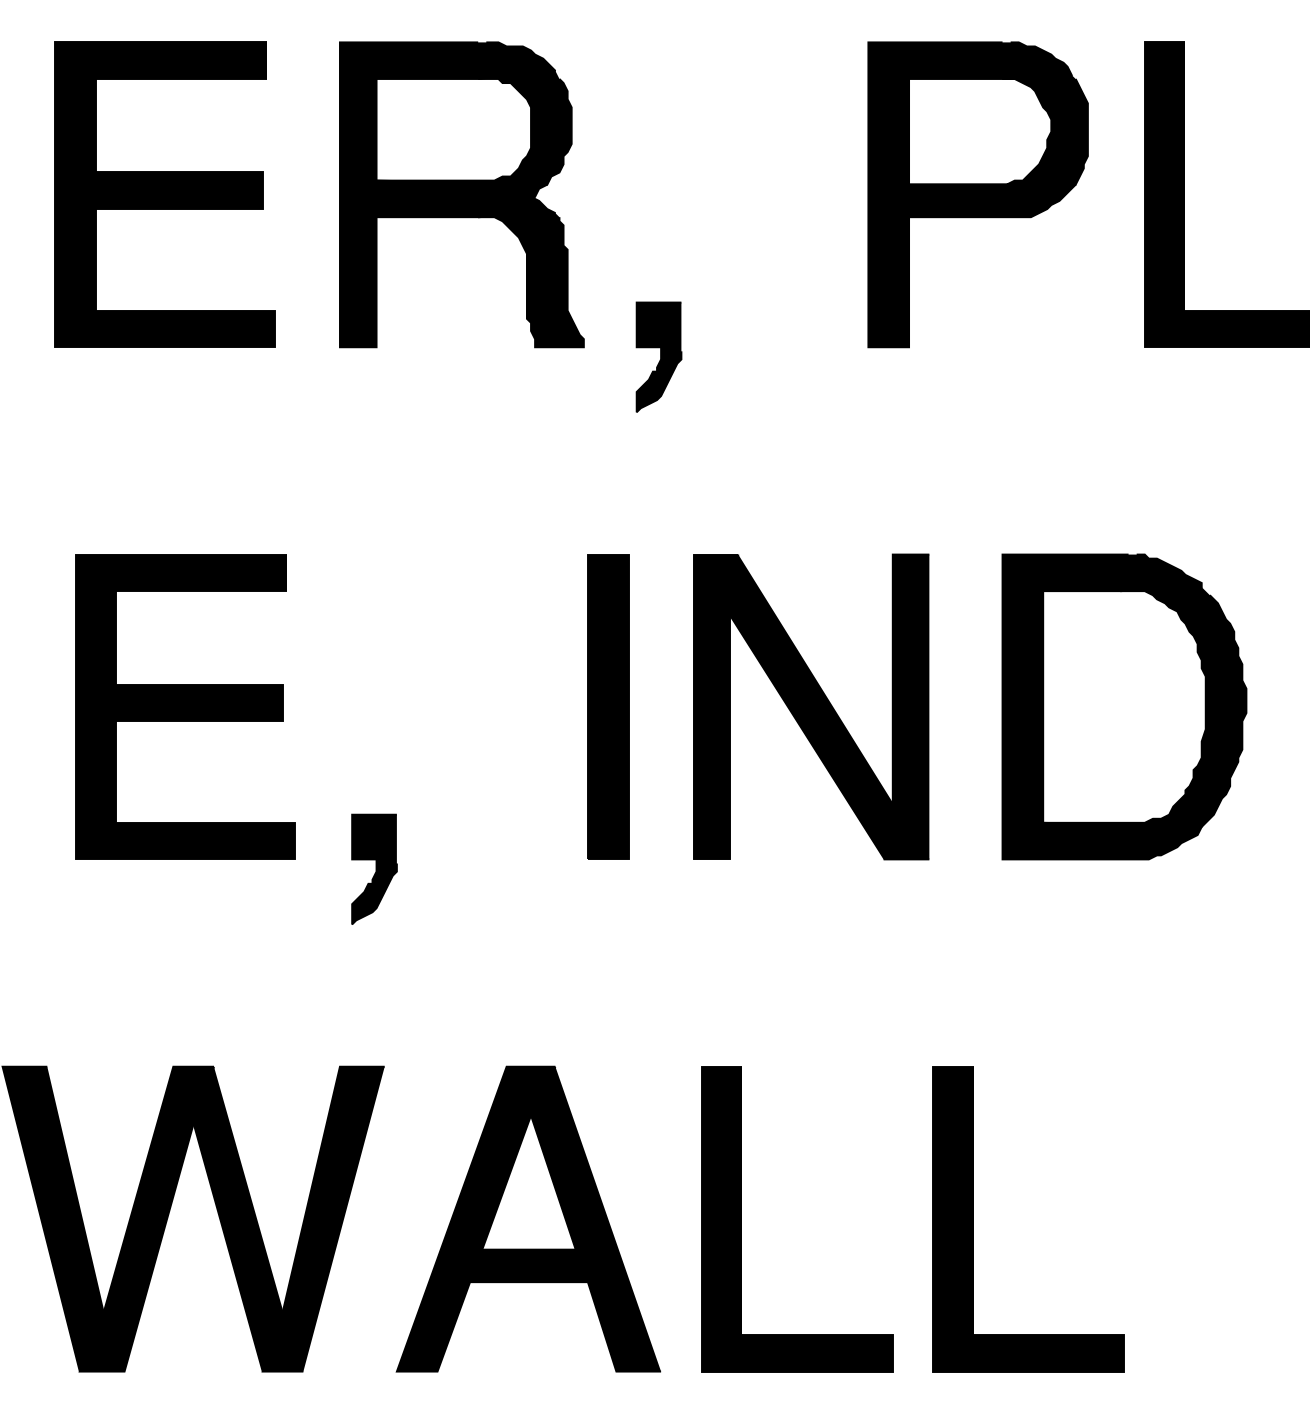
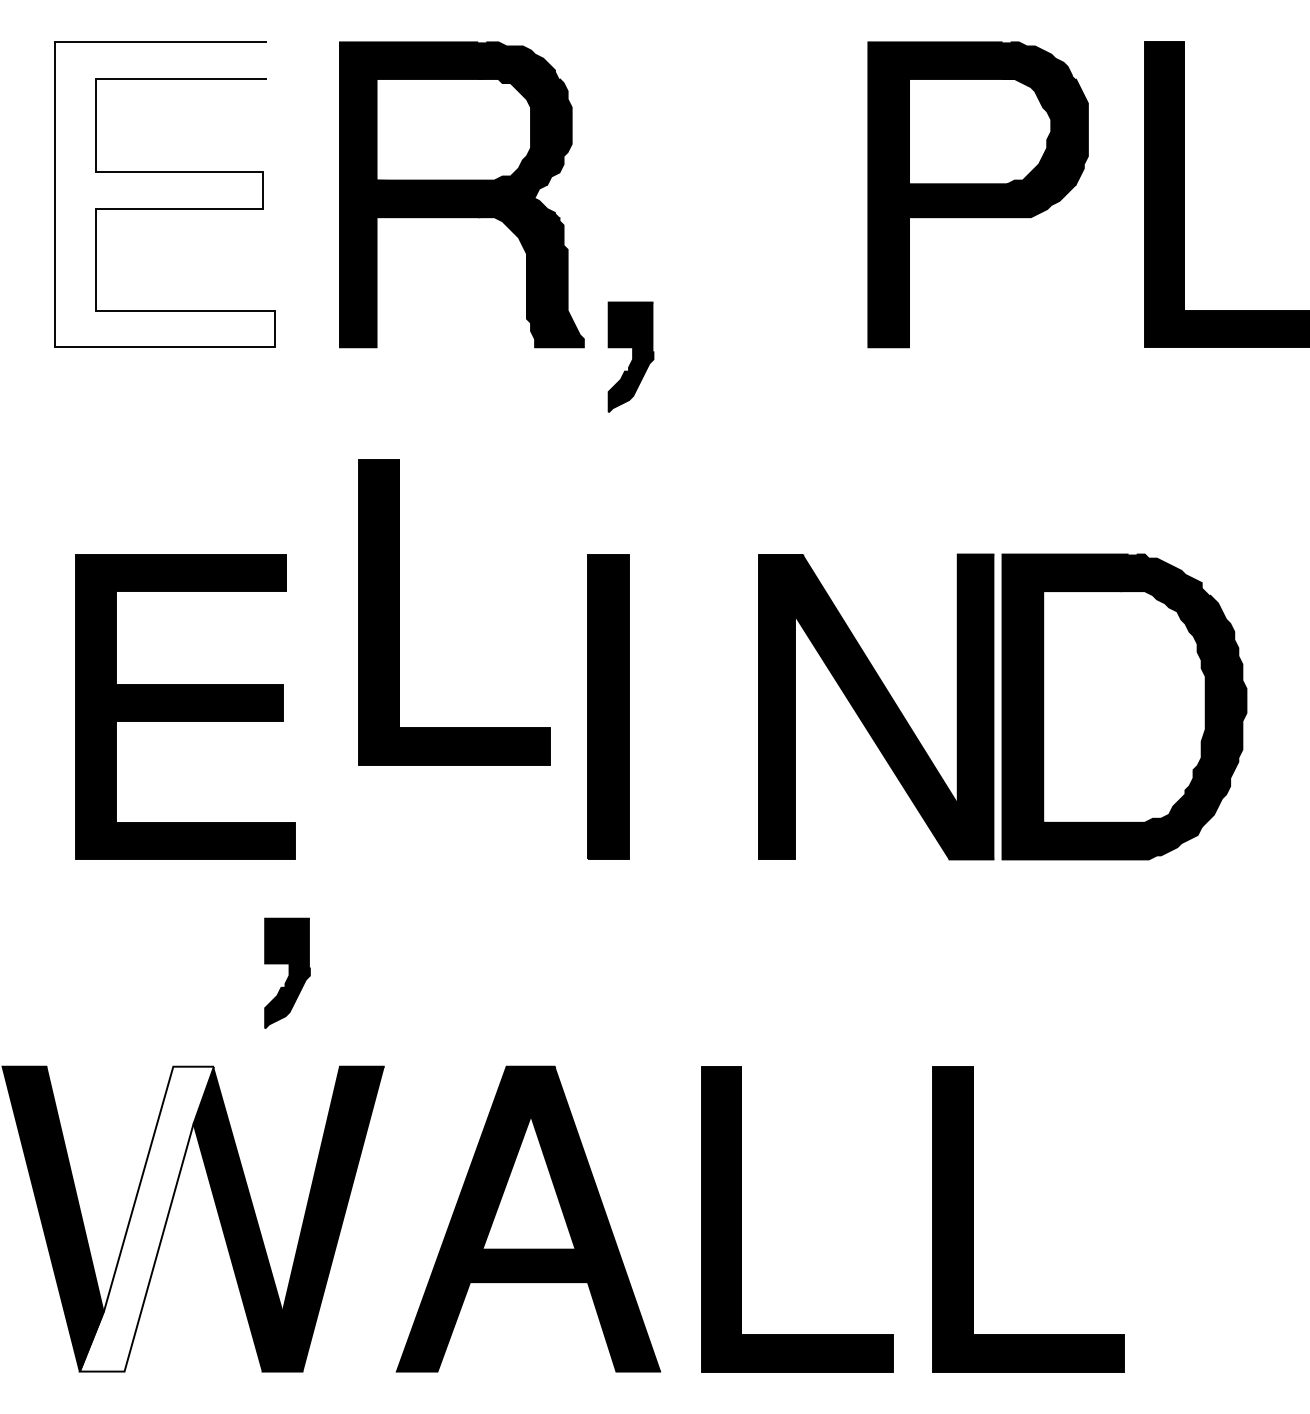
fill: present -> none (164, 194)
part position: (658, 356) -> (630, 356) (630, 356)
part: none -> present (399, 612)
part position: (811, 706) -> (876, 706) (876, 706)
part position: (374, 868) -> (287, 972) (287, 972)
fill: present -> none (146, 1218)
